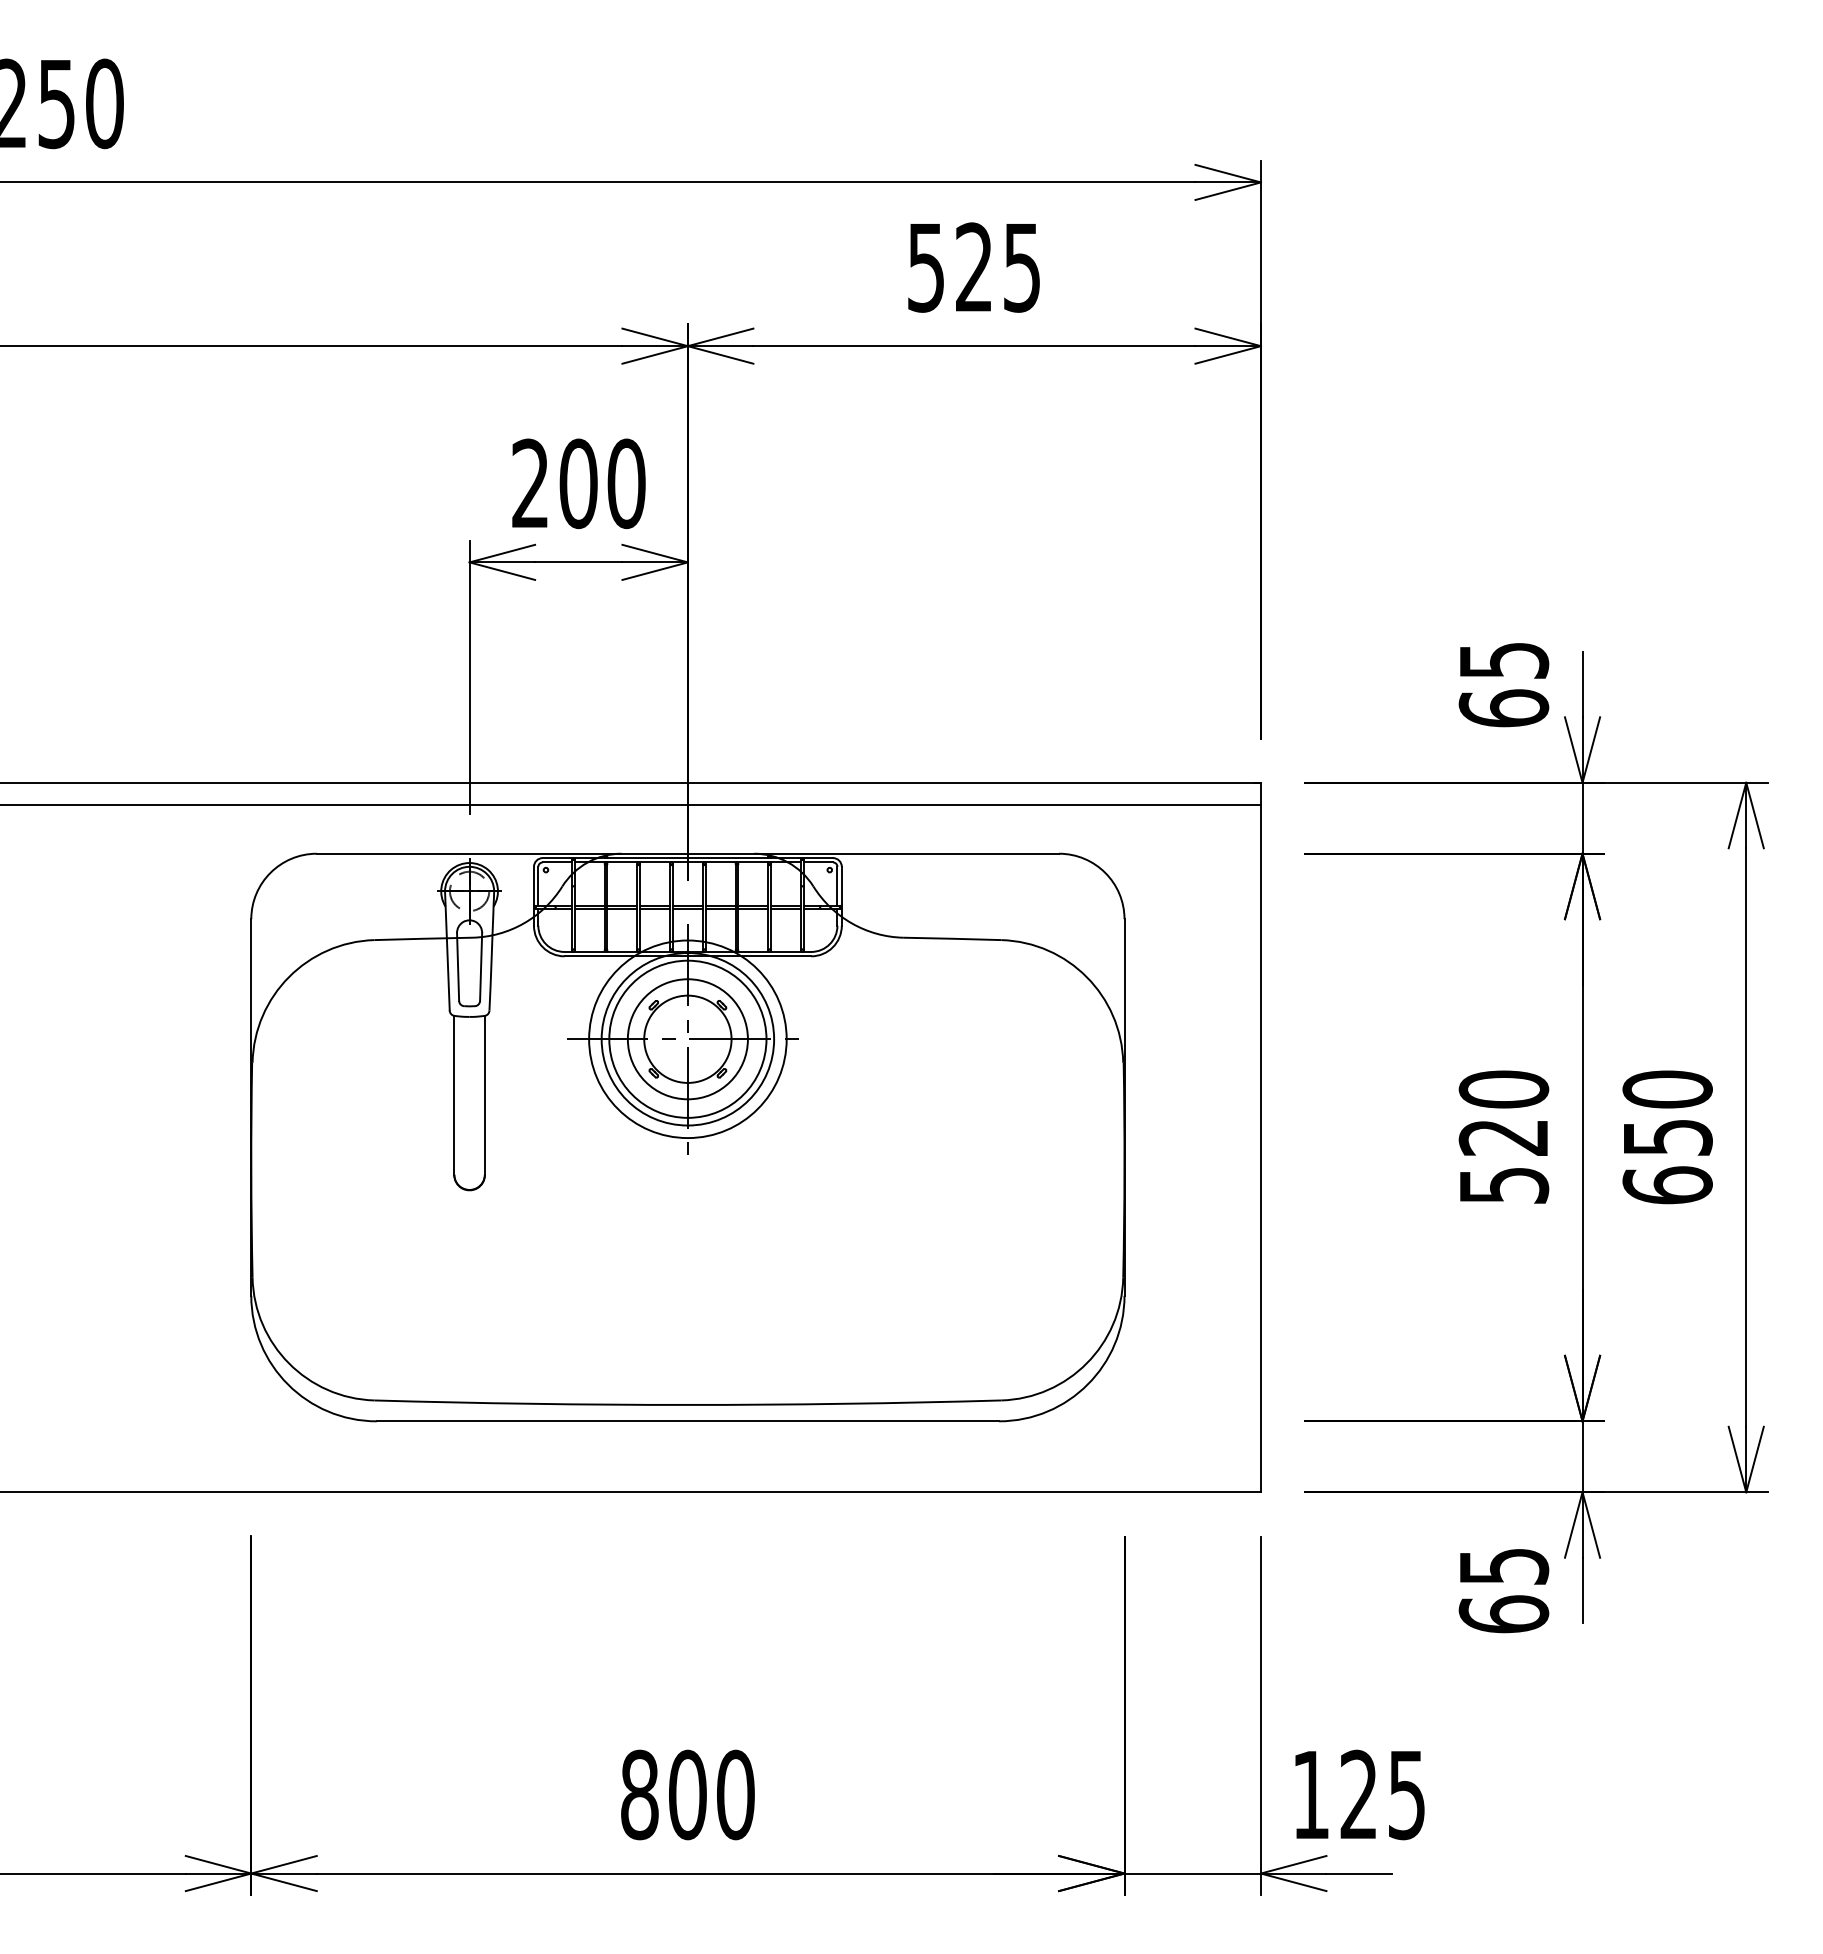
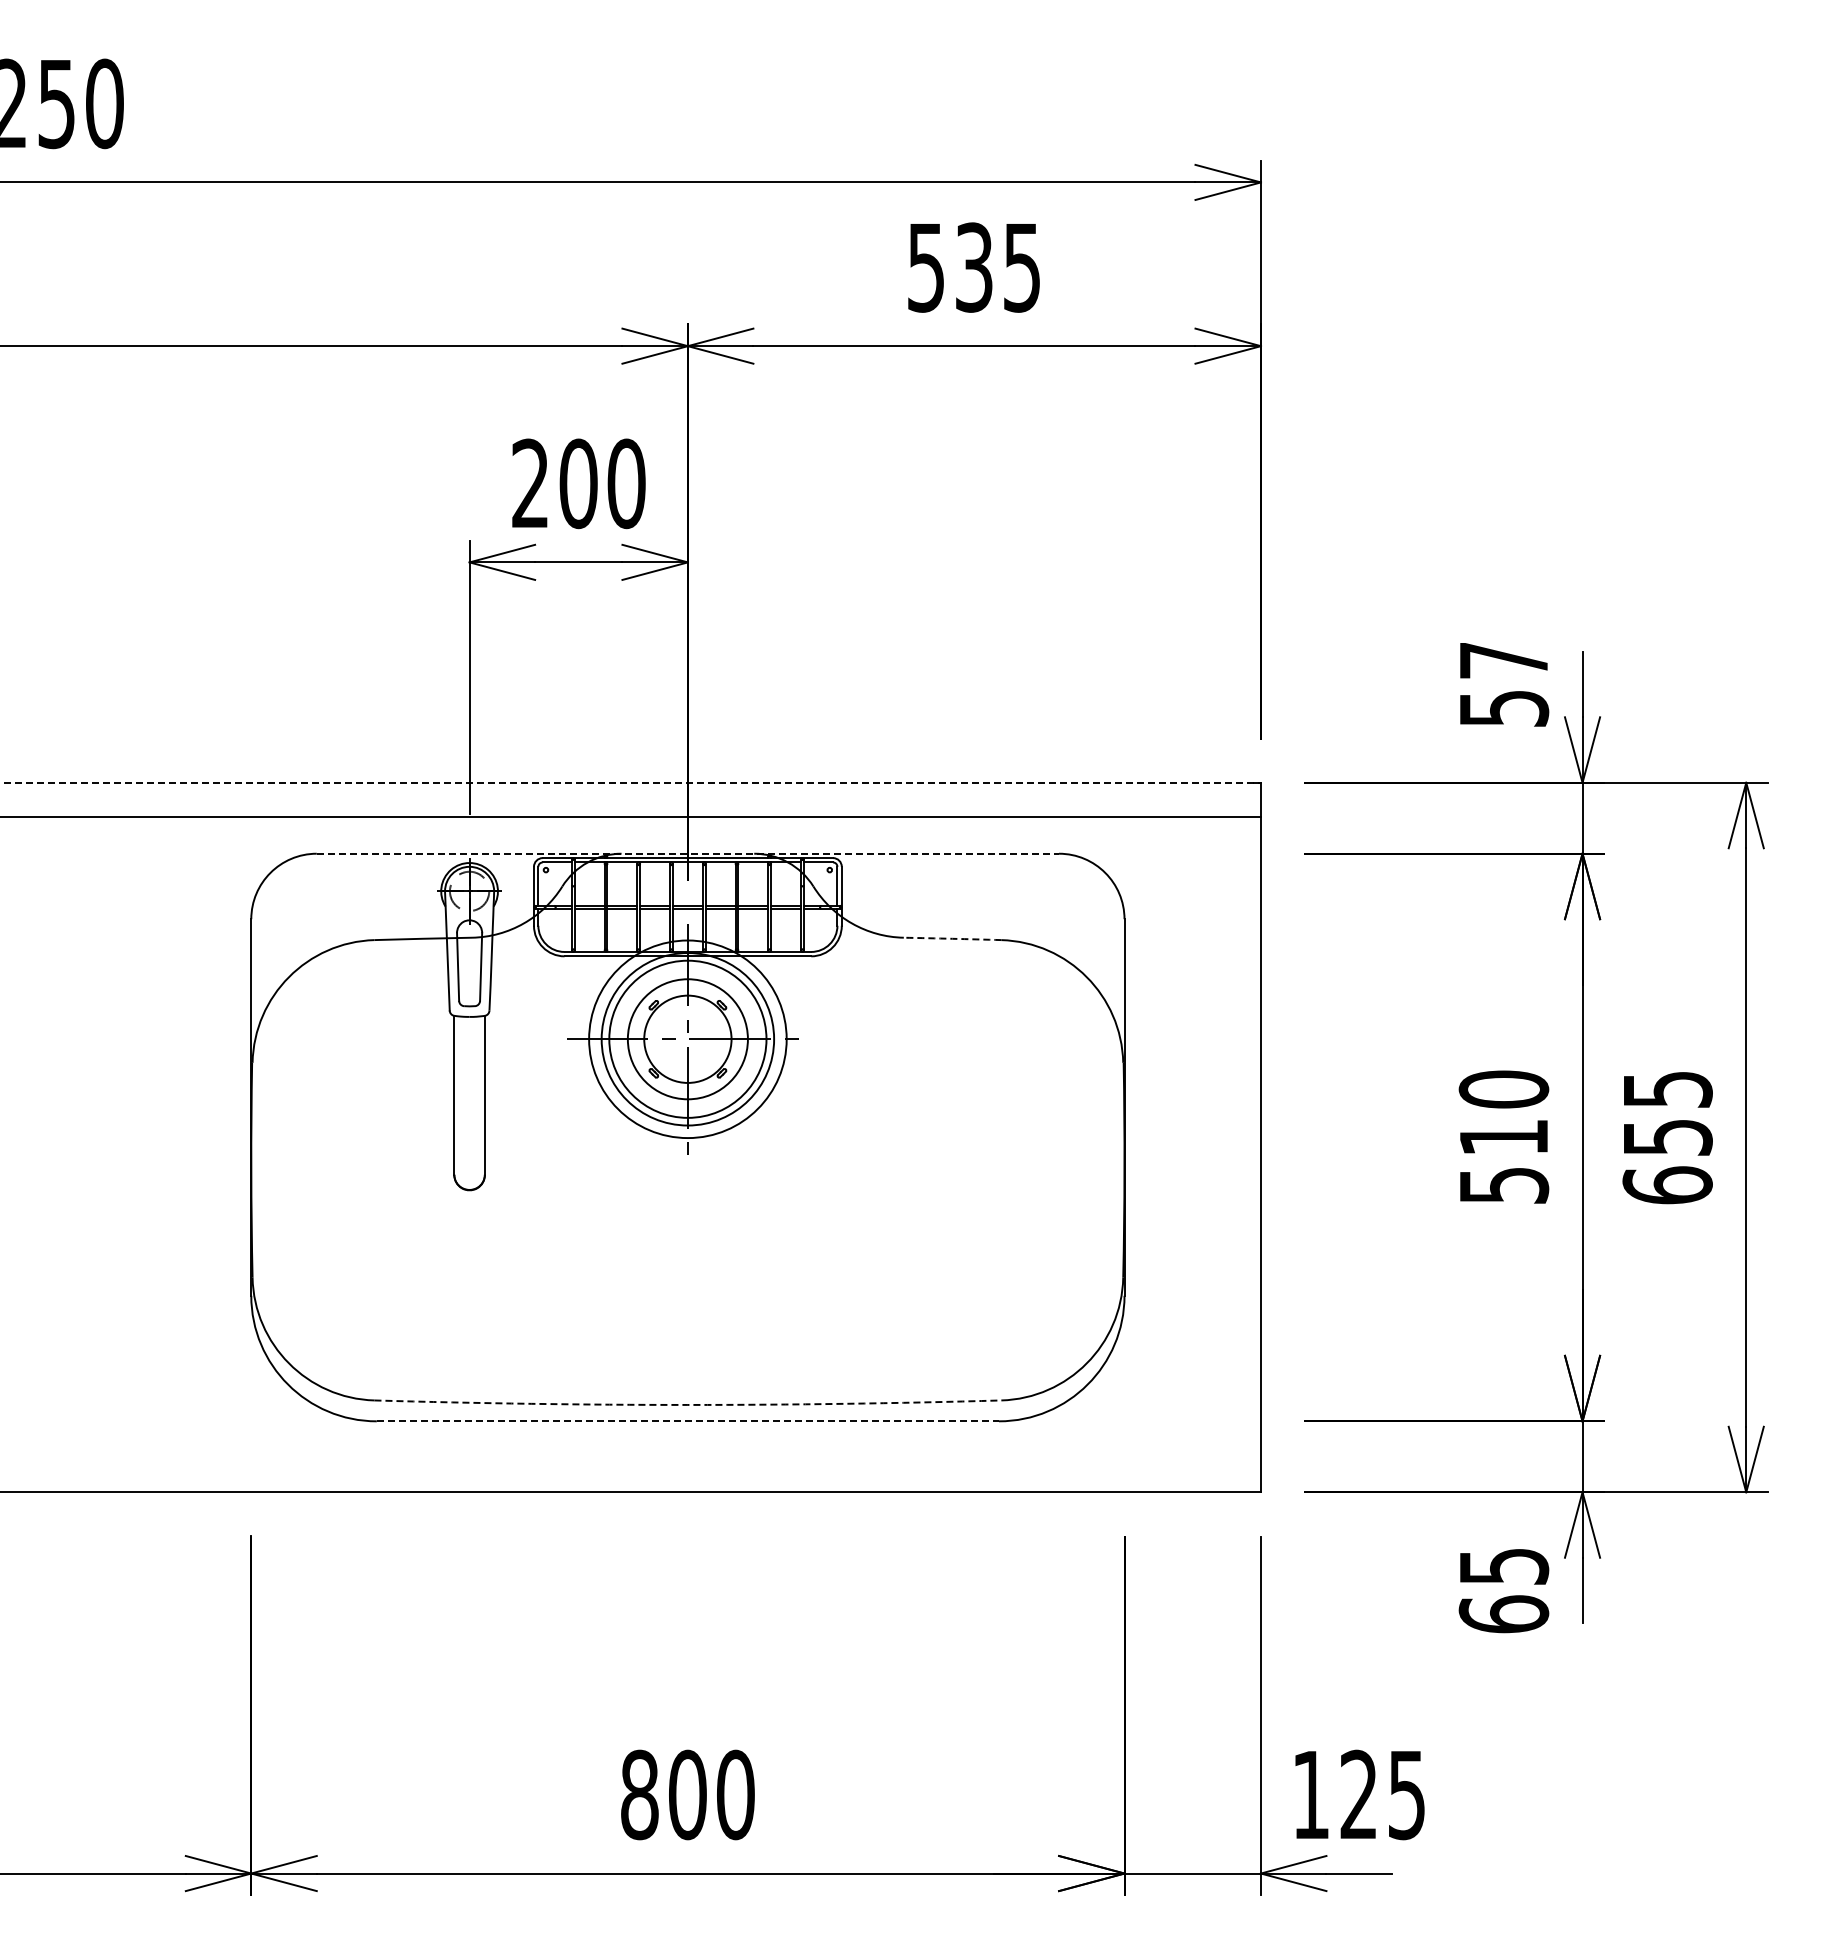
text: 525 -> 535 (974, 267)
text: 65 -> 57 (1503, 685)
line: solid -> dashed (630, 782)
line position: (631, 804) -> (631, 816) (631, 816)
line: solid -> dashed (688, 853)
arc: solid -> dashed (952, 938)
text: 650 -> 655 (1667, 1089)
text: 520 -> 510 (1502, 1137)
arc: solid -> dashed (687, 1404)
line: solid -> dashed (688, 1421)
